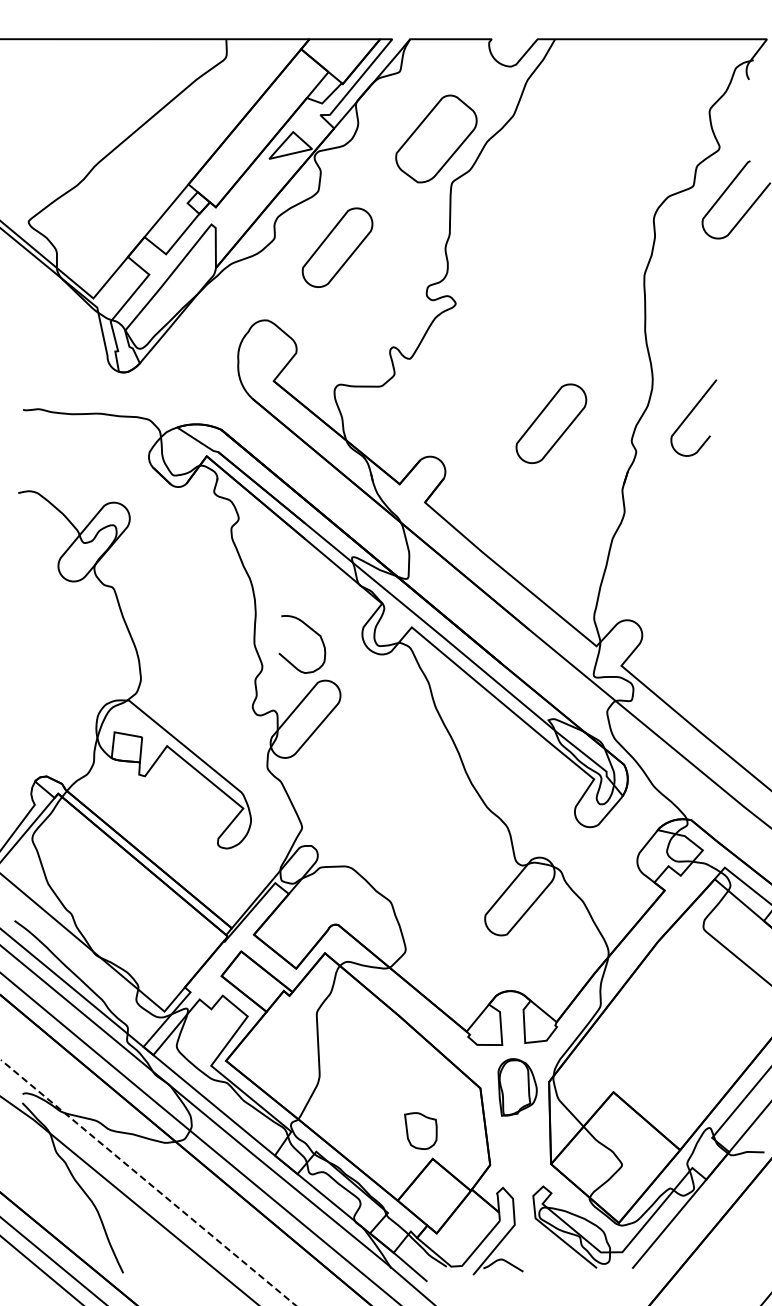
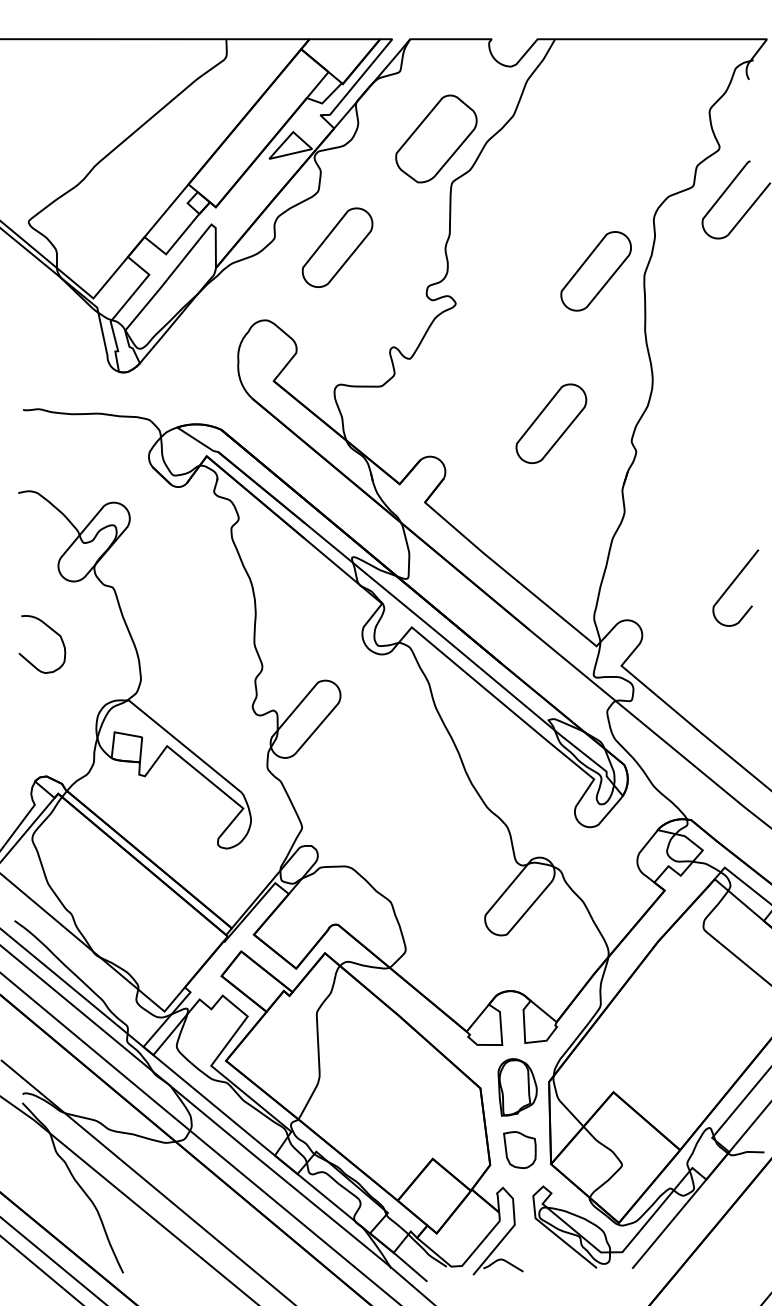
part: none -> present (595, 271)
curve position: (690, 414) -> (732, 584) (732, 584)
curve position: (311, 630) -> (51, 630) (51, 630)
part position: (420, 1130) -> (519, 1149) (519, 1149)
line: dashed -> solid (148, 1182)
